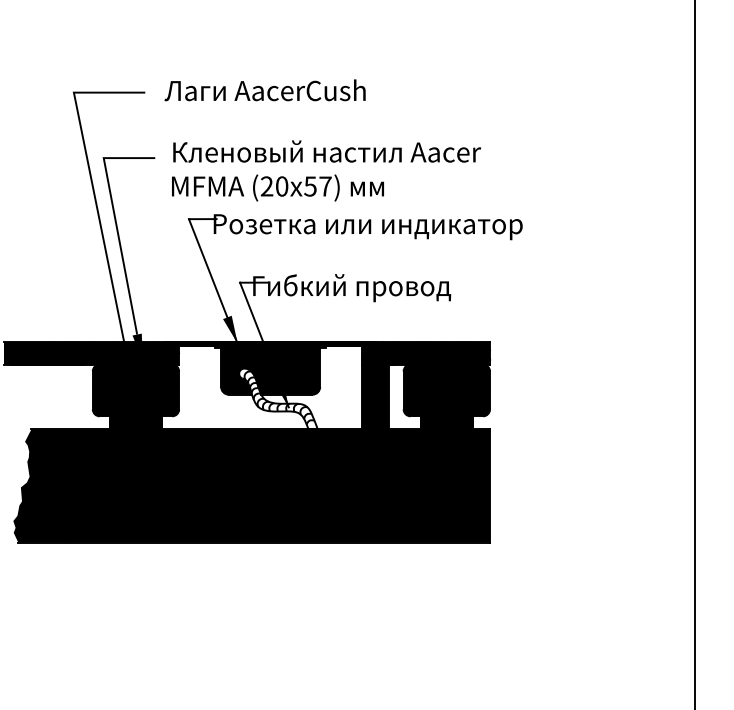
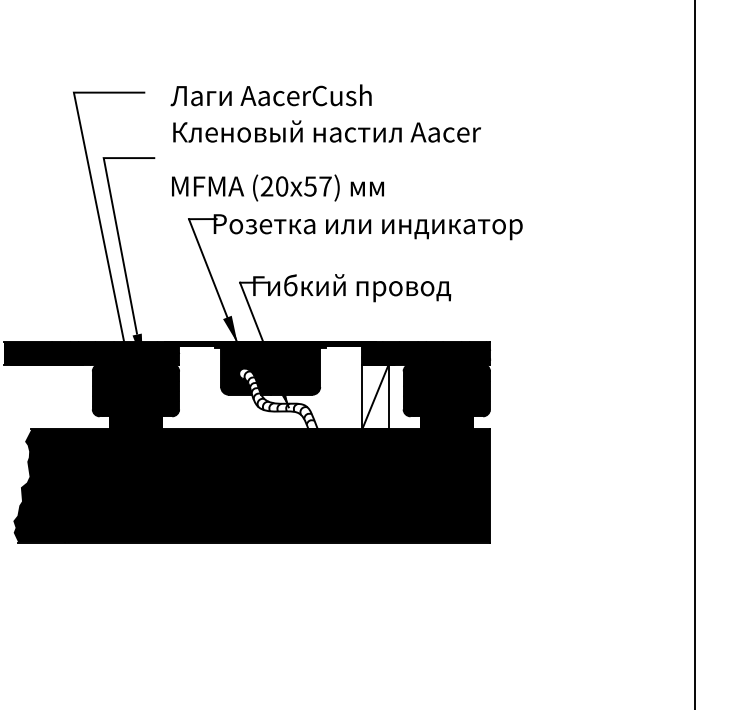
text position: (264, 90) -> (270, 95) (270, 95)
text position: (326, 151) -> (326, 131) (326, 131)
fill: present -> none (375, 396)
